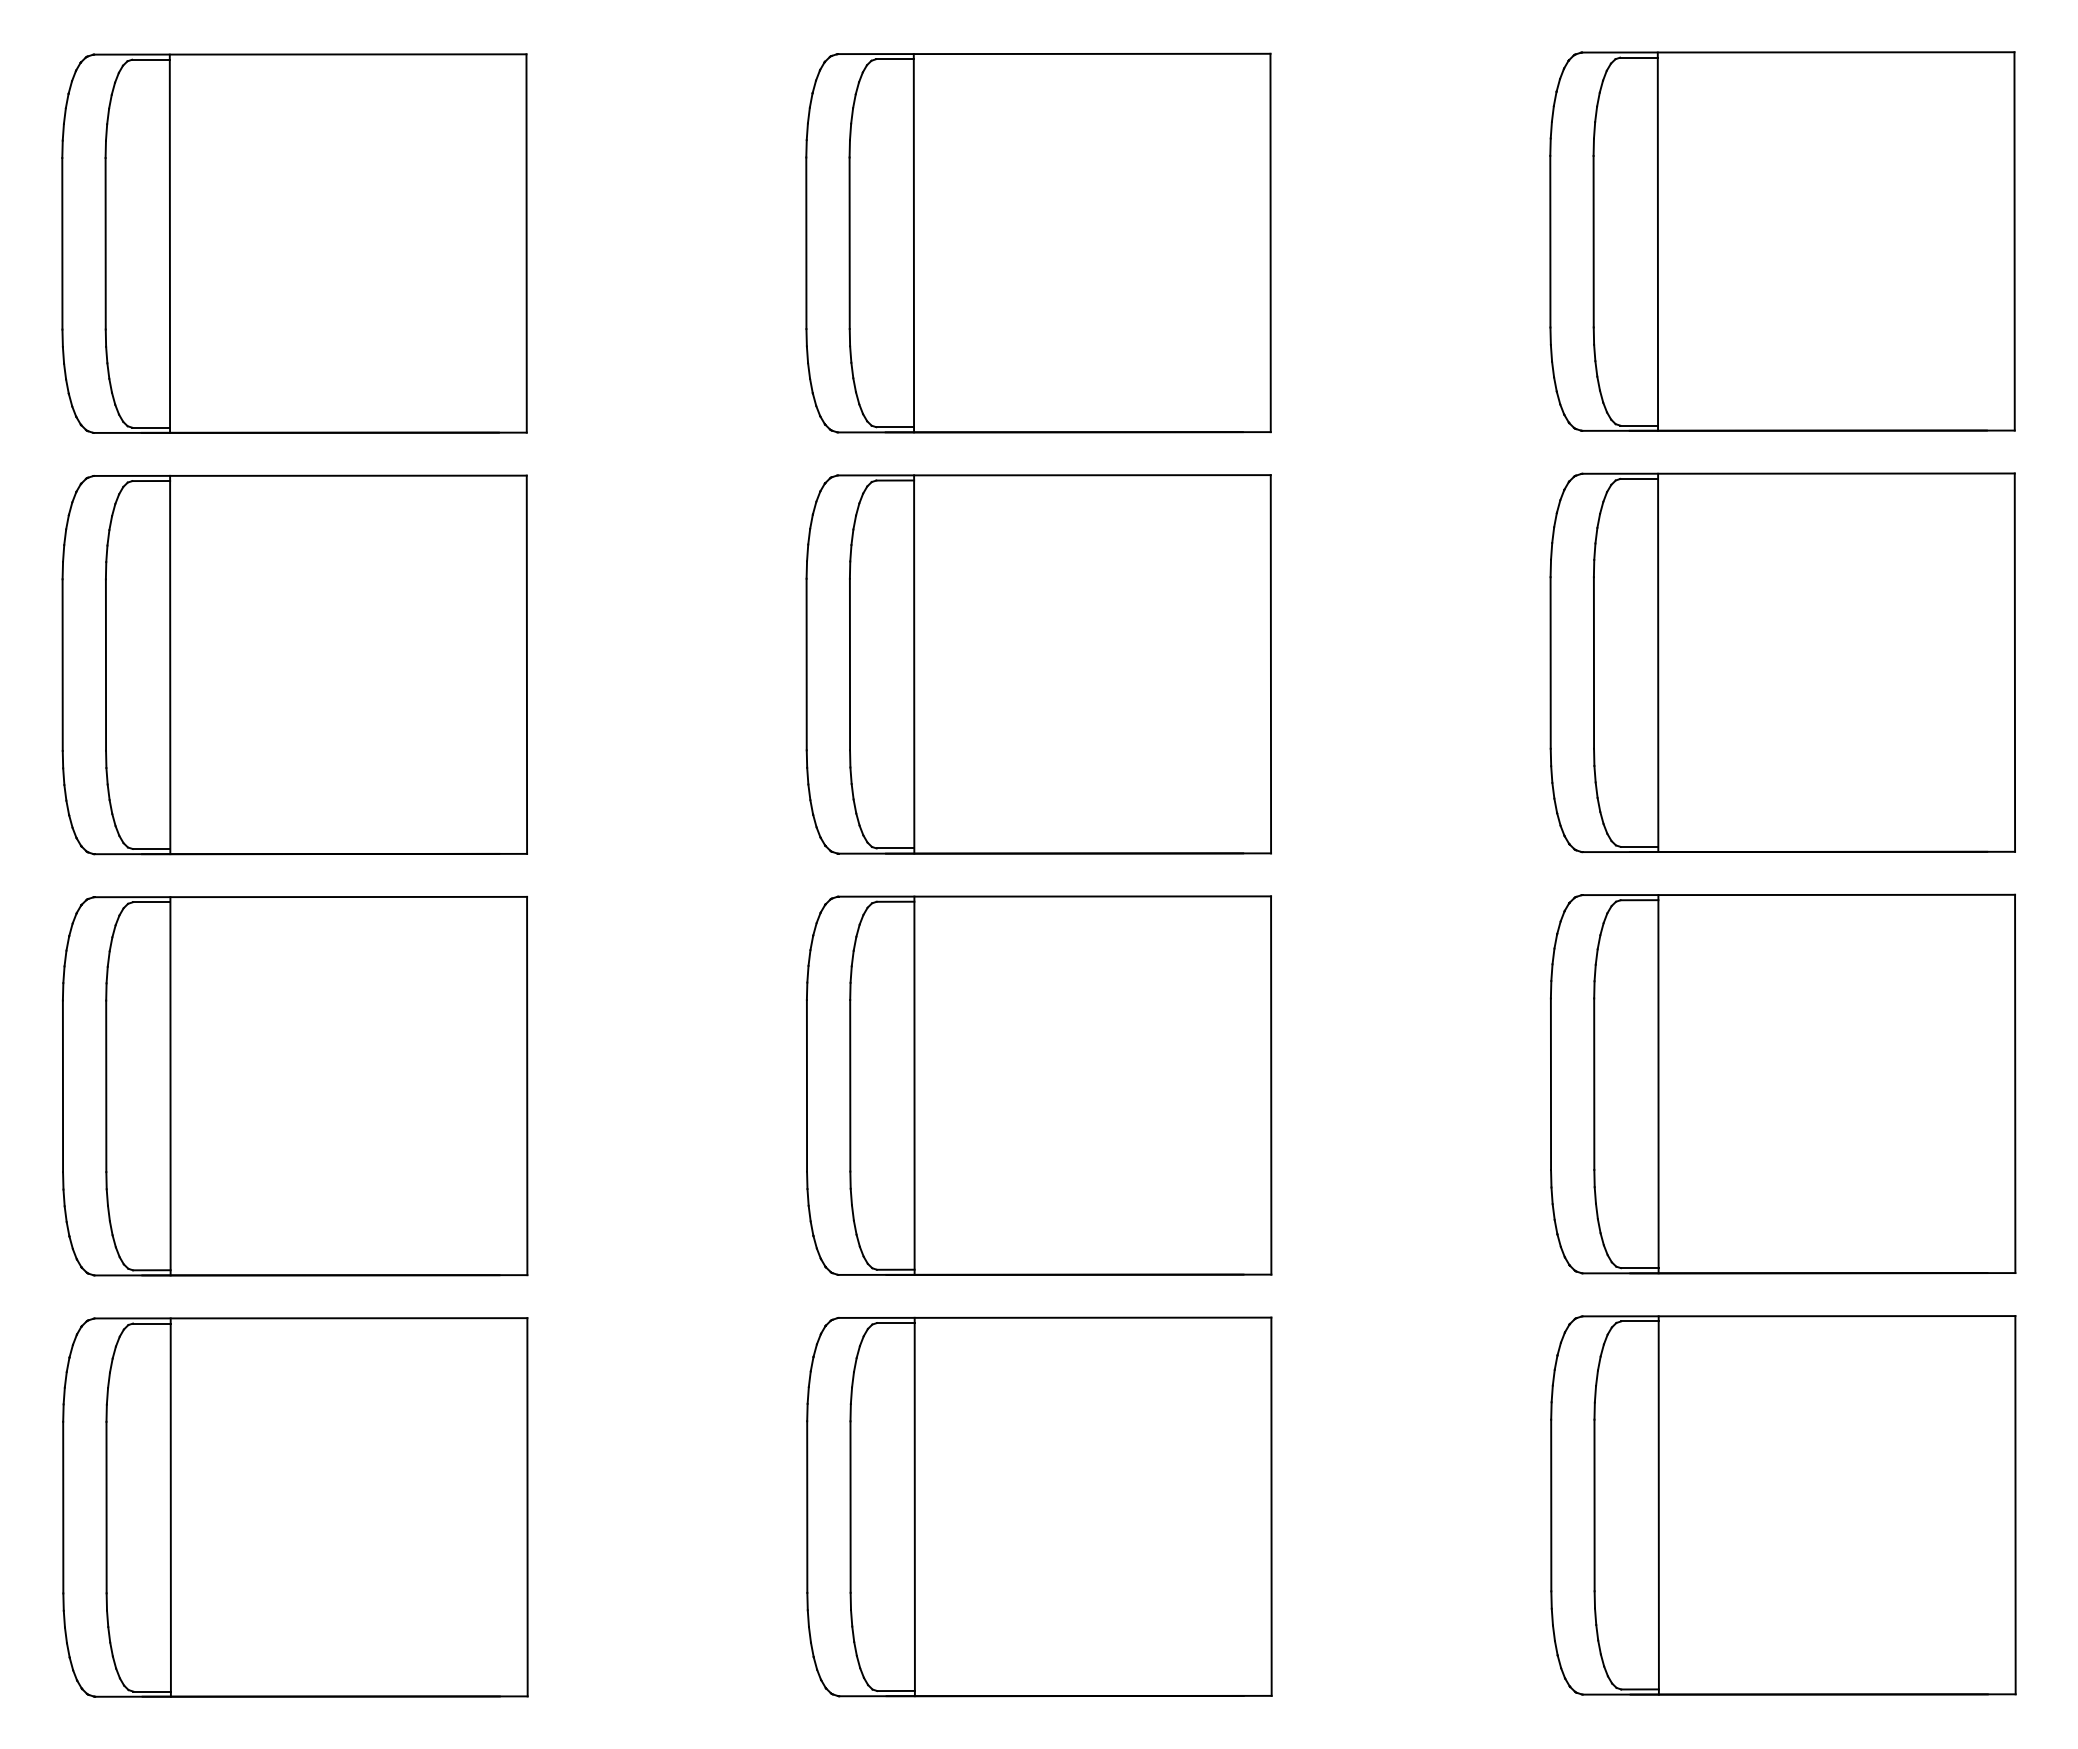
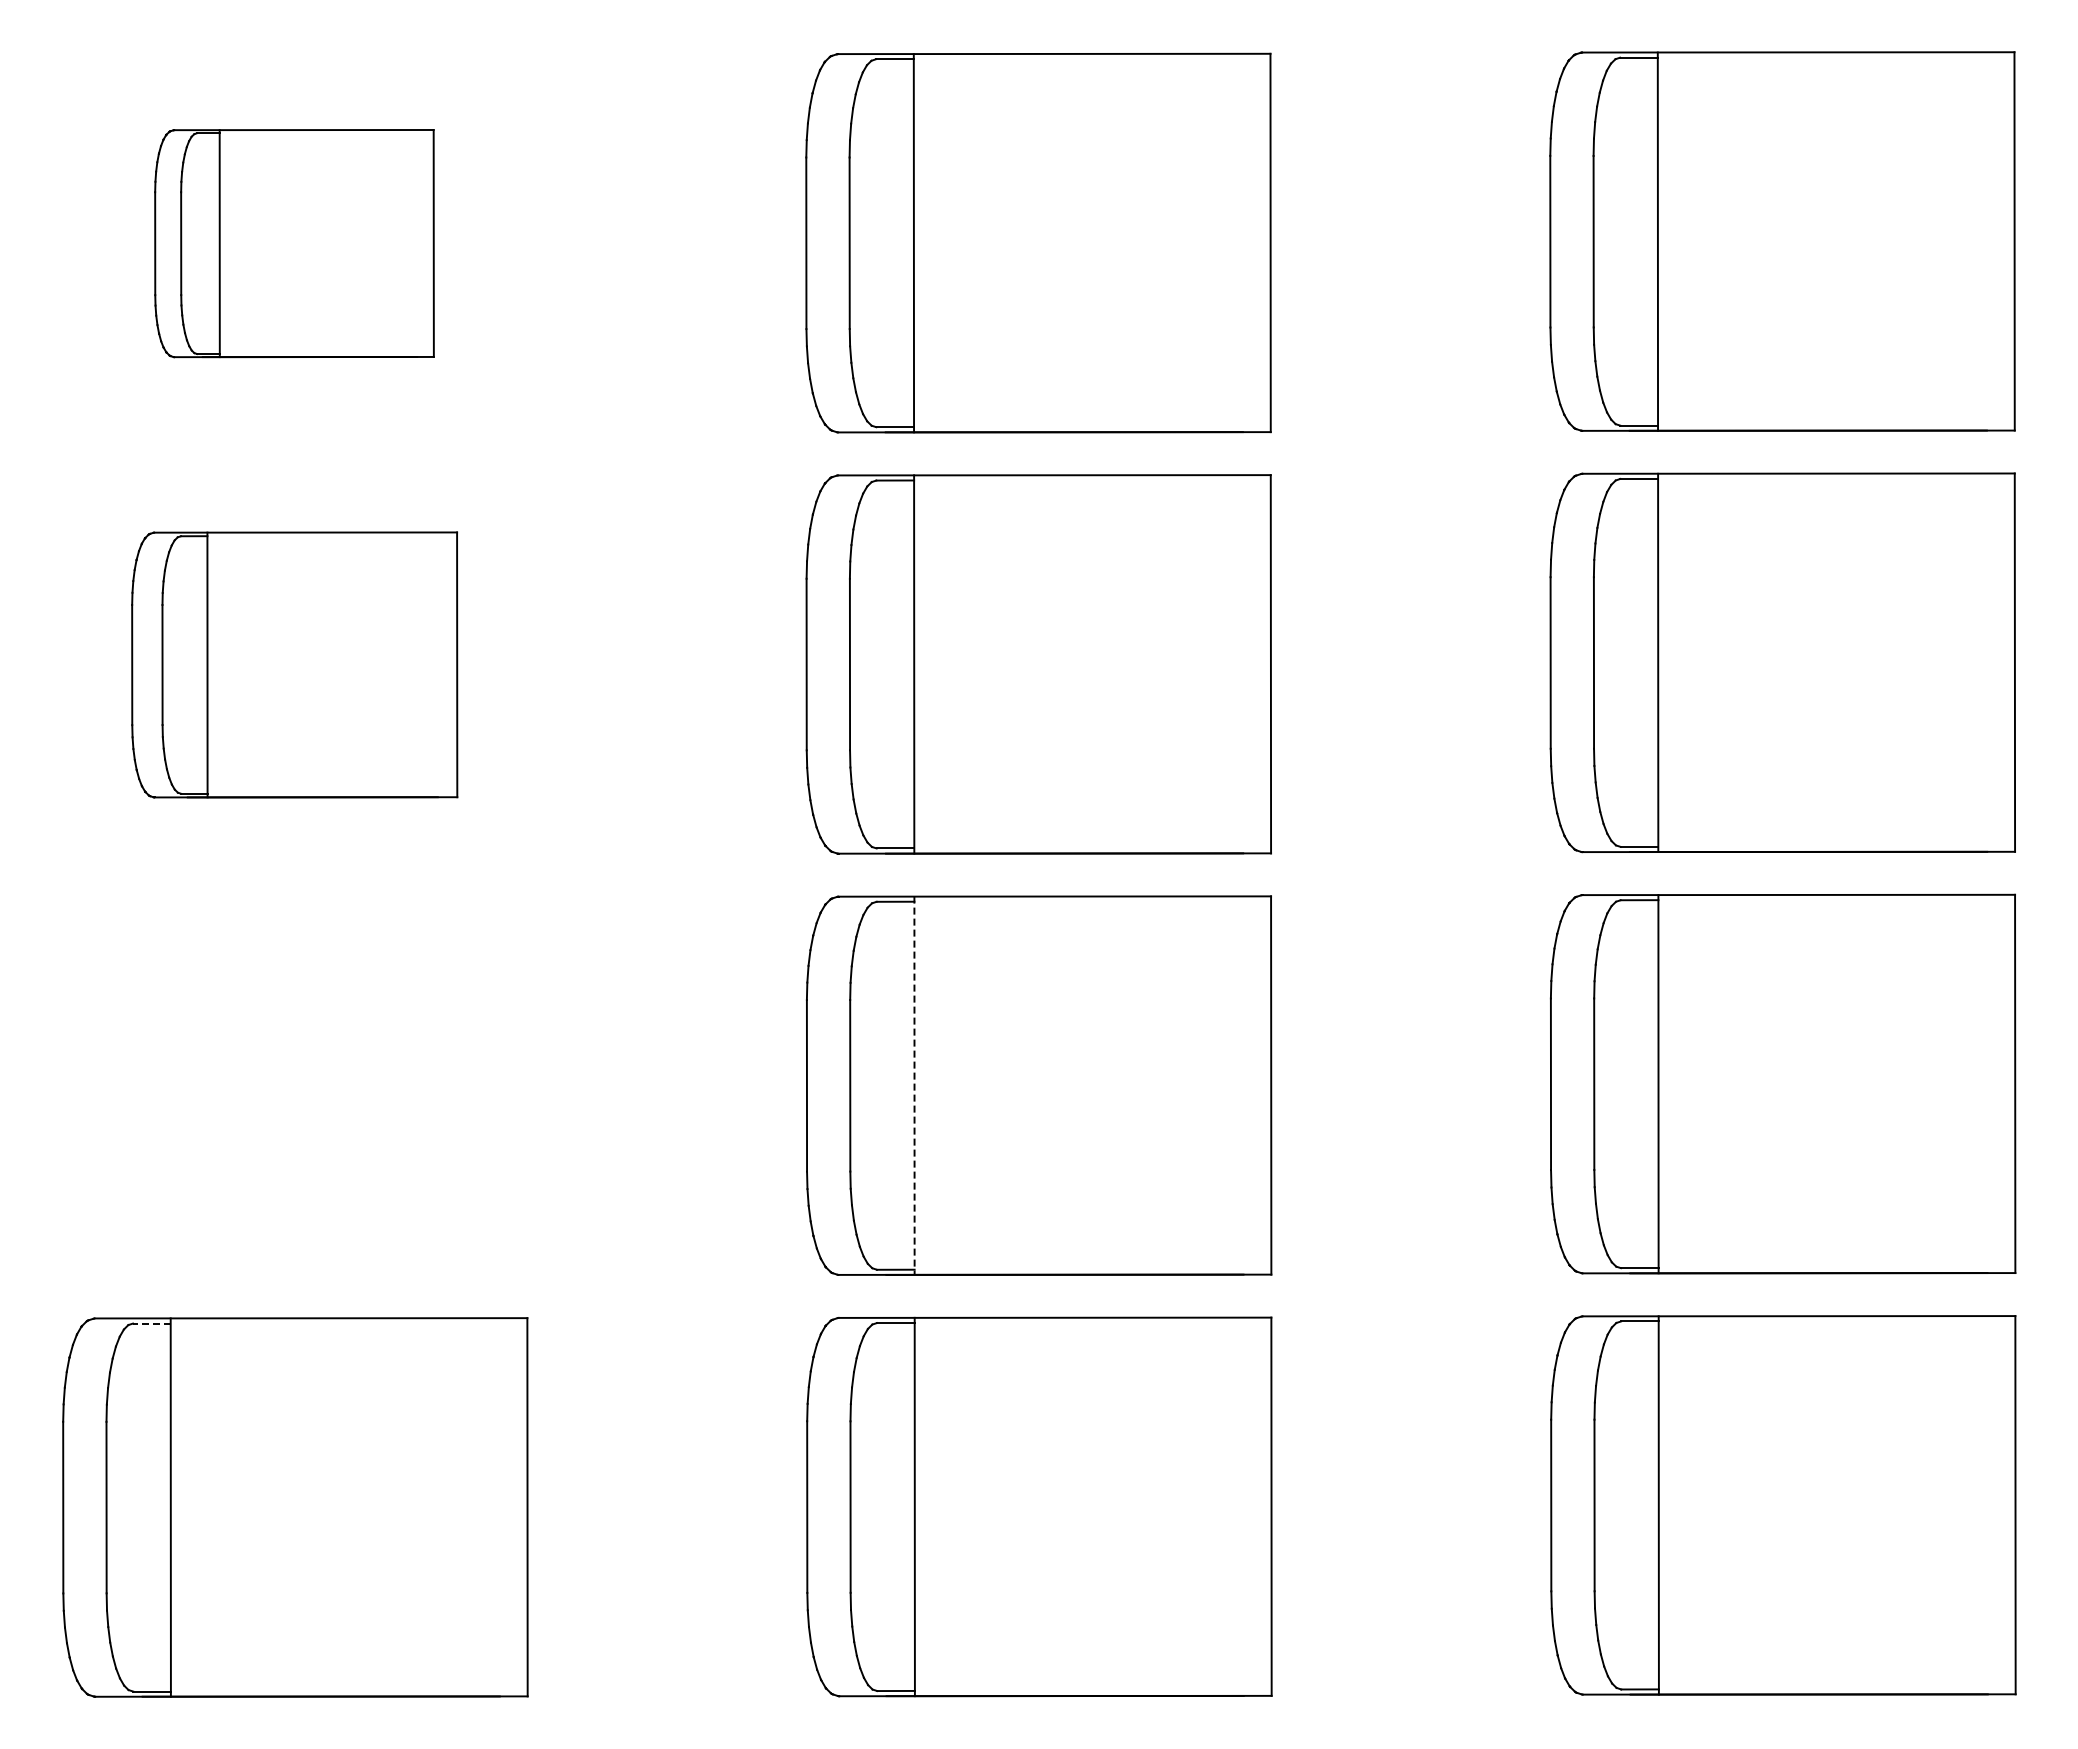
part size: 467x381 px -> 281x230 px (294, 243)
part size: 467x382 px -> 328x268 px (294, 664)
part: present -> none (295, 1086)
line: solid -> dashed (914, 1086)
line: solid -> dashed (151, 1323)
